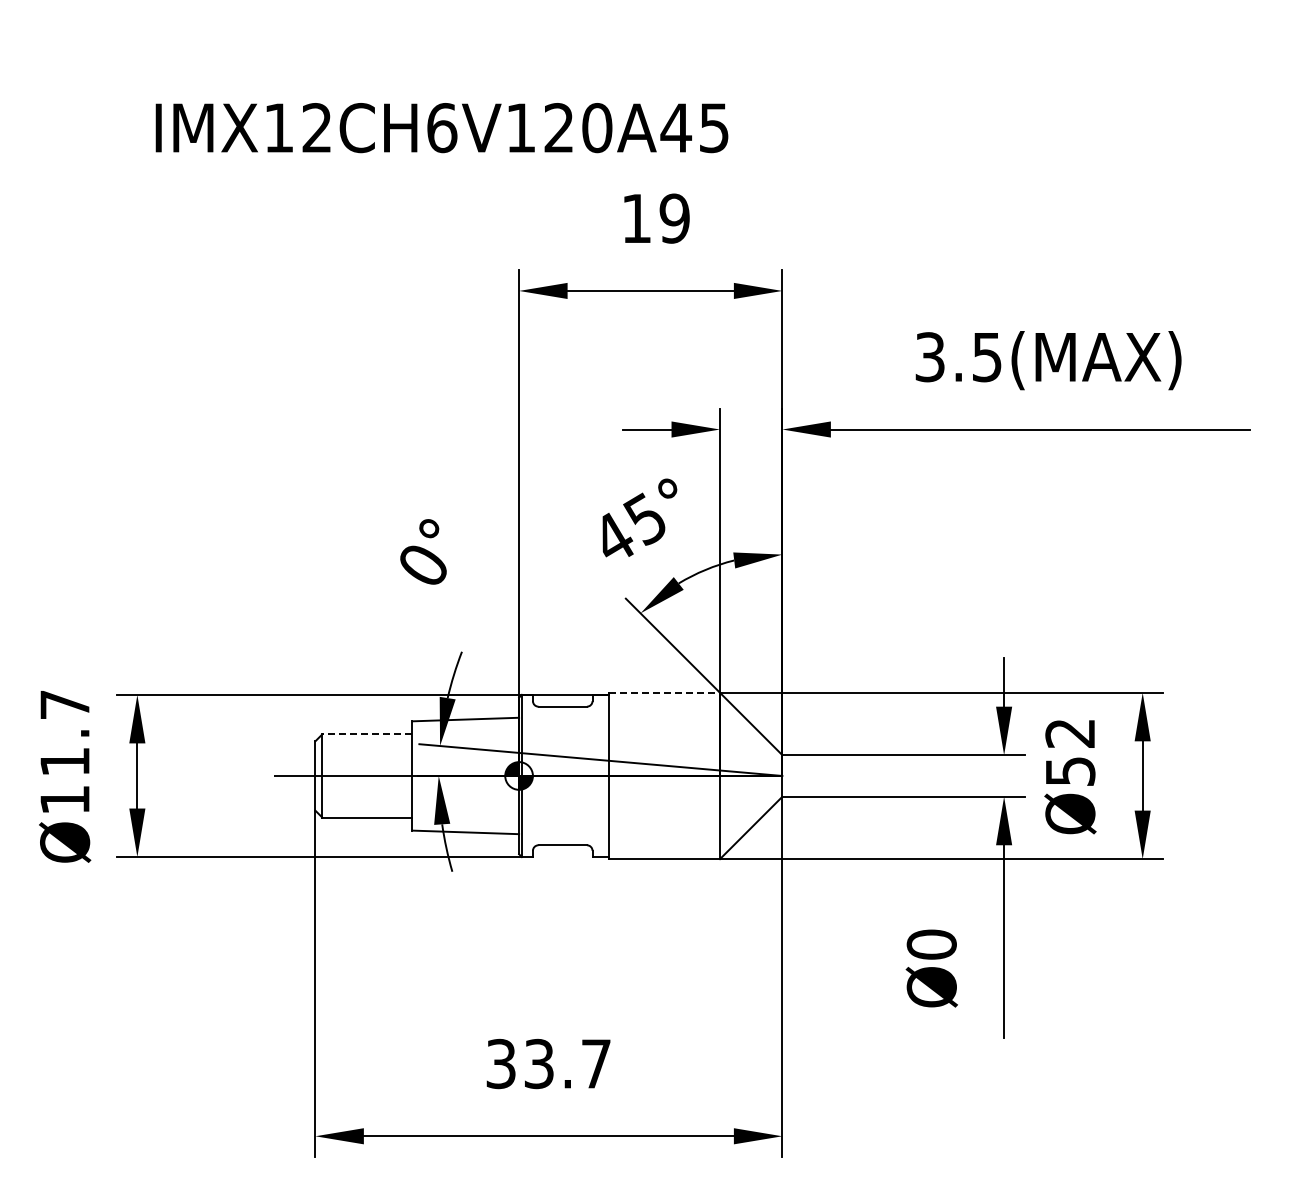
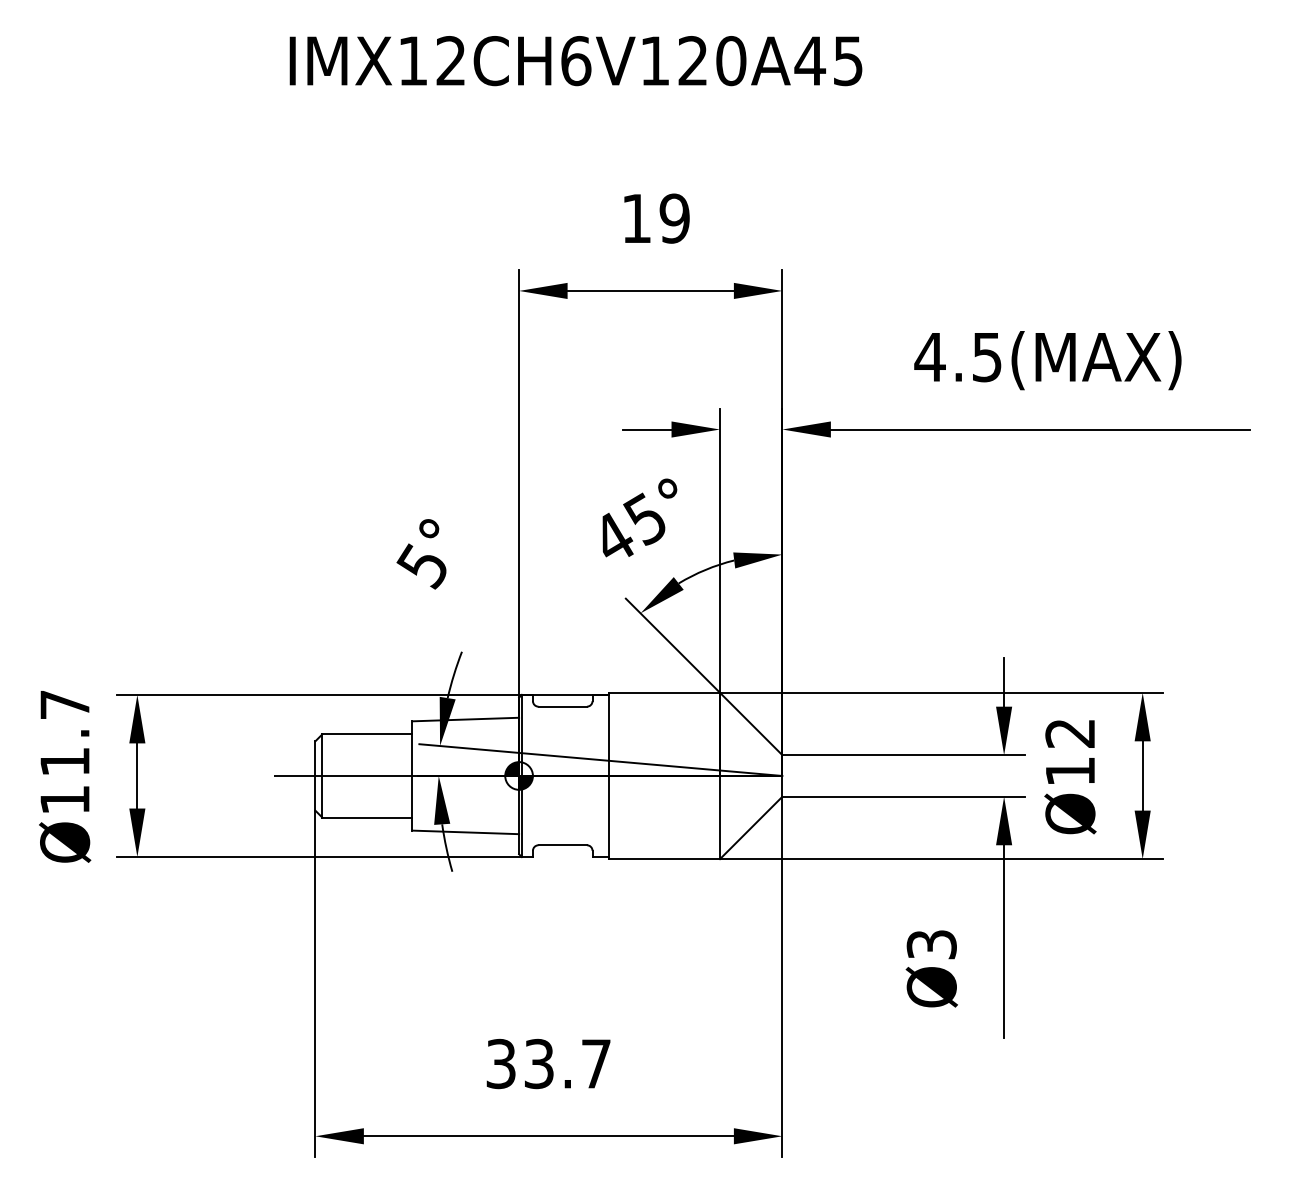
text position: (441, 128) -> (575, 61) (575, 61)
text: 3.5(MAX) -> 4.5(MAX) (929, 357)
text: 0° -> 5° (421, 566)
line: dashed -> solid (665, 692)
line: dashed -> solid (366, 734)
text: Ø52 -> Ø12 (1070, 771)
text: Ø0 -> Ø3 (931, 944)
